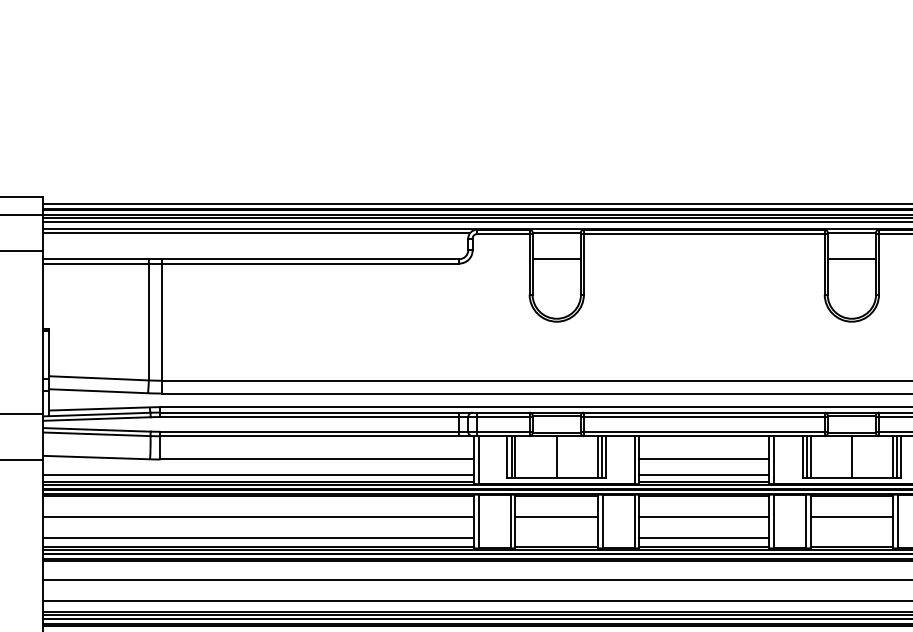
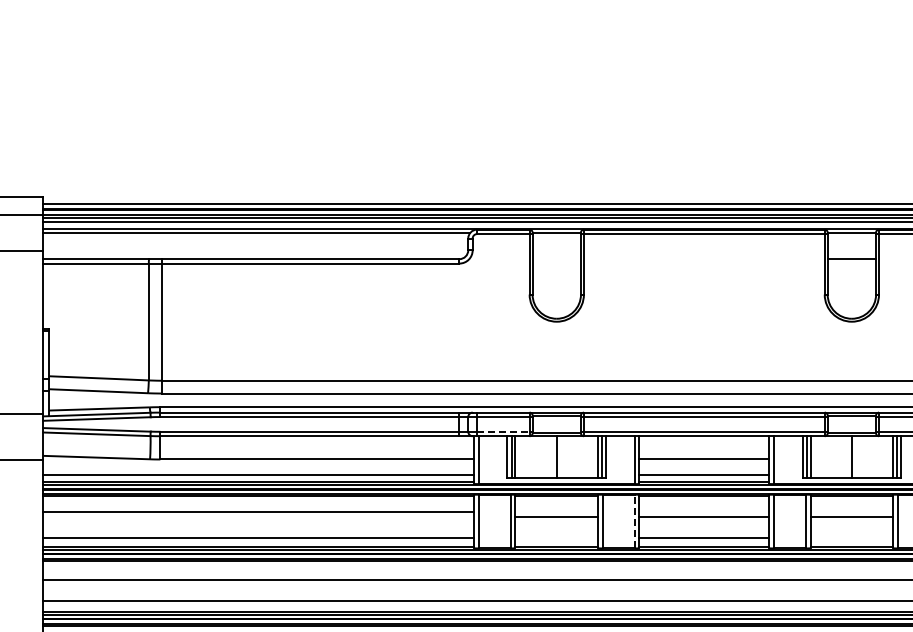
line: present -> none (556, 259)
line: solid -> dashed (503, 431)
line position: (258, 517) -> (258, 512) (258, 512)
line: solid -> dashed (634, 521)
